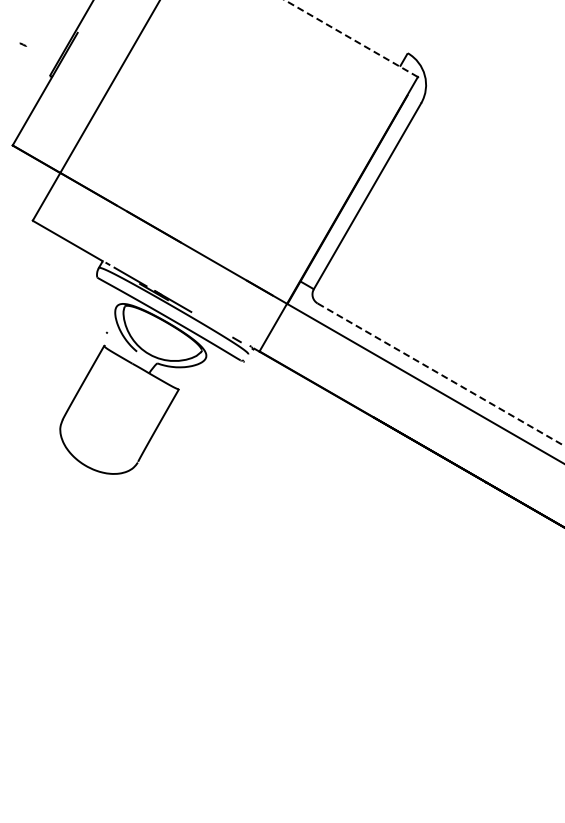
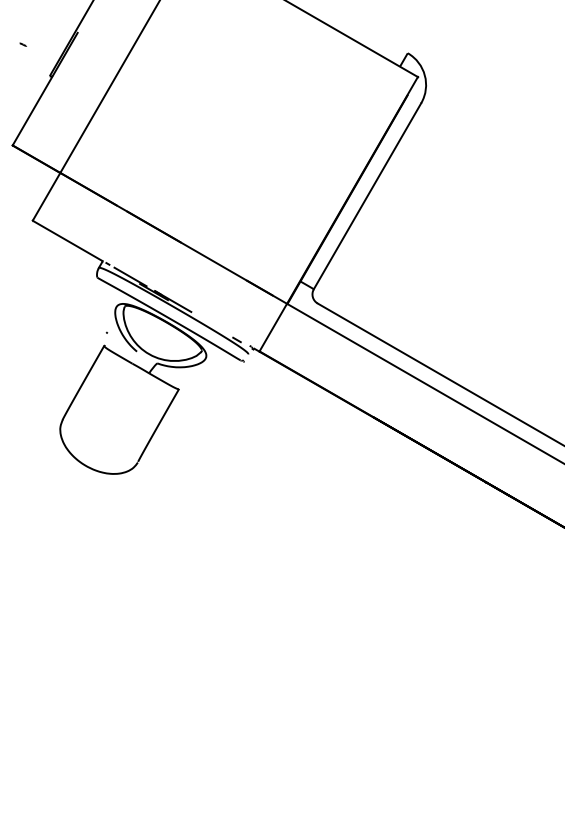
line: dashed -> solid (351, 38)
line: dashed -> solid (441, 374)
